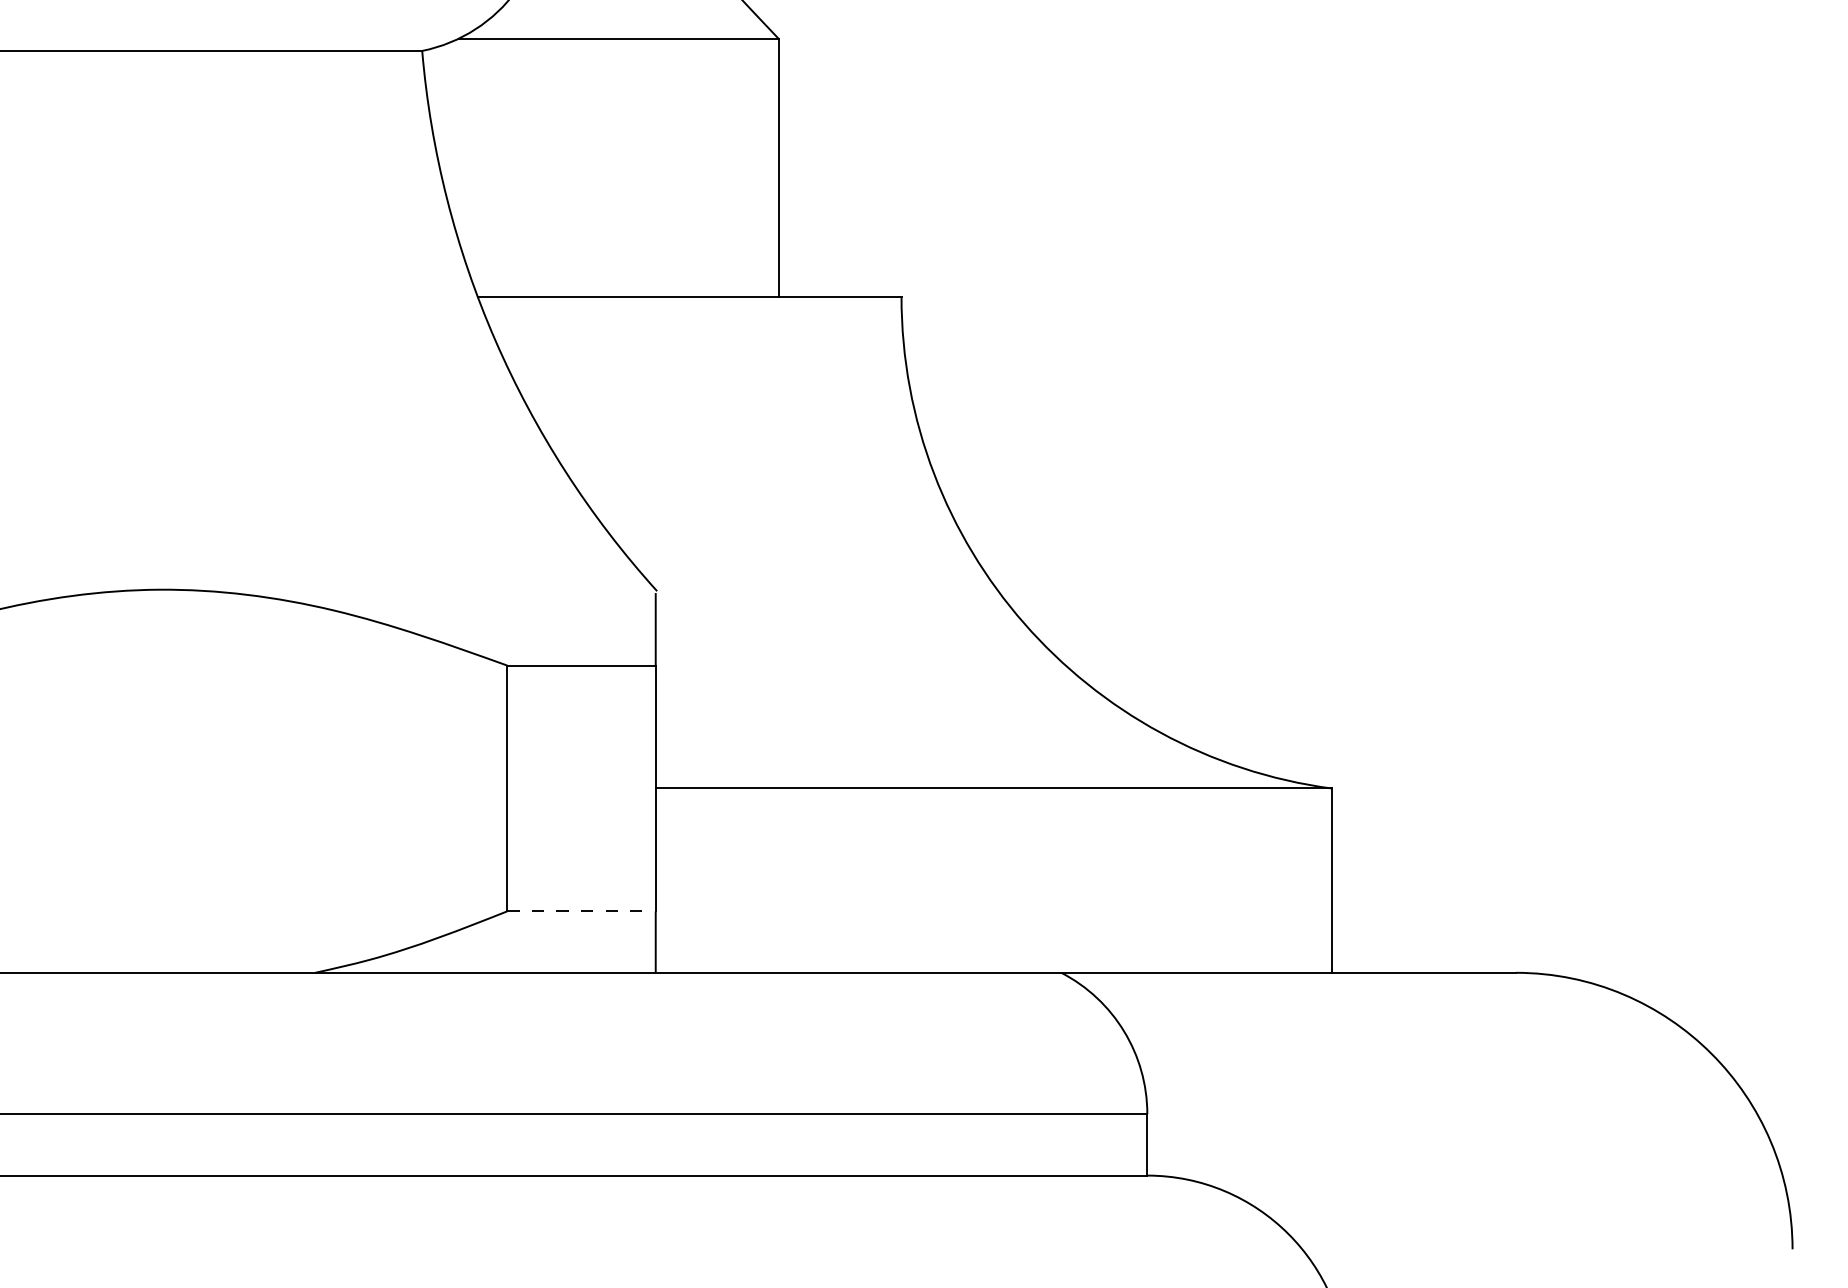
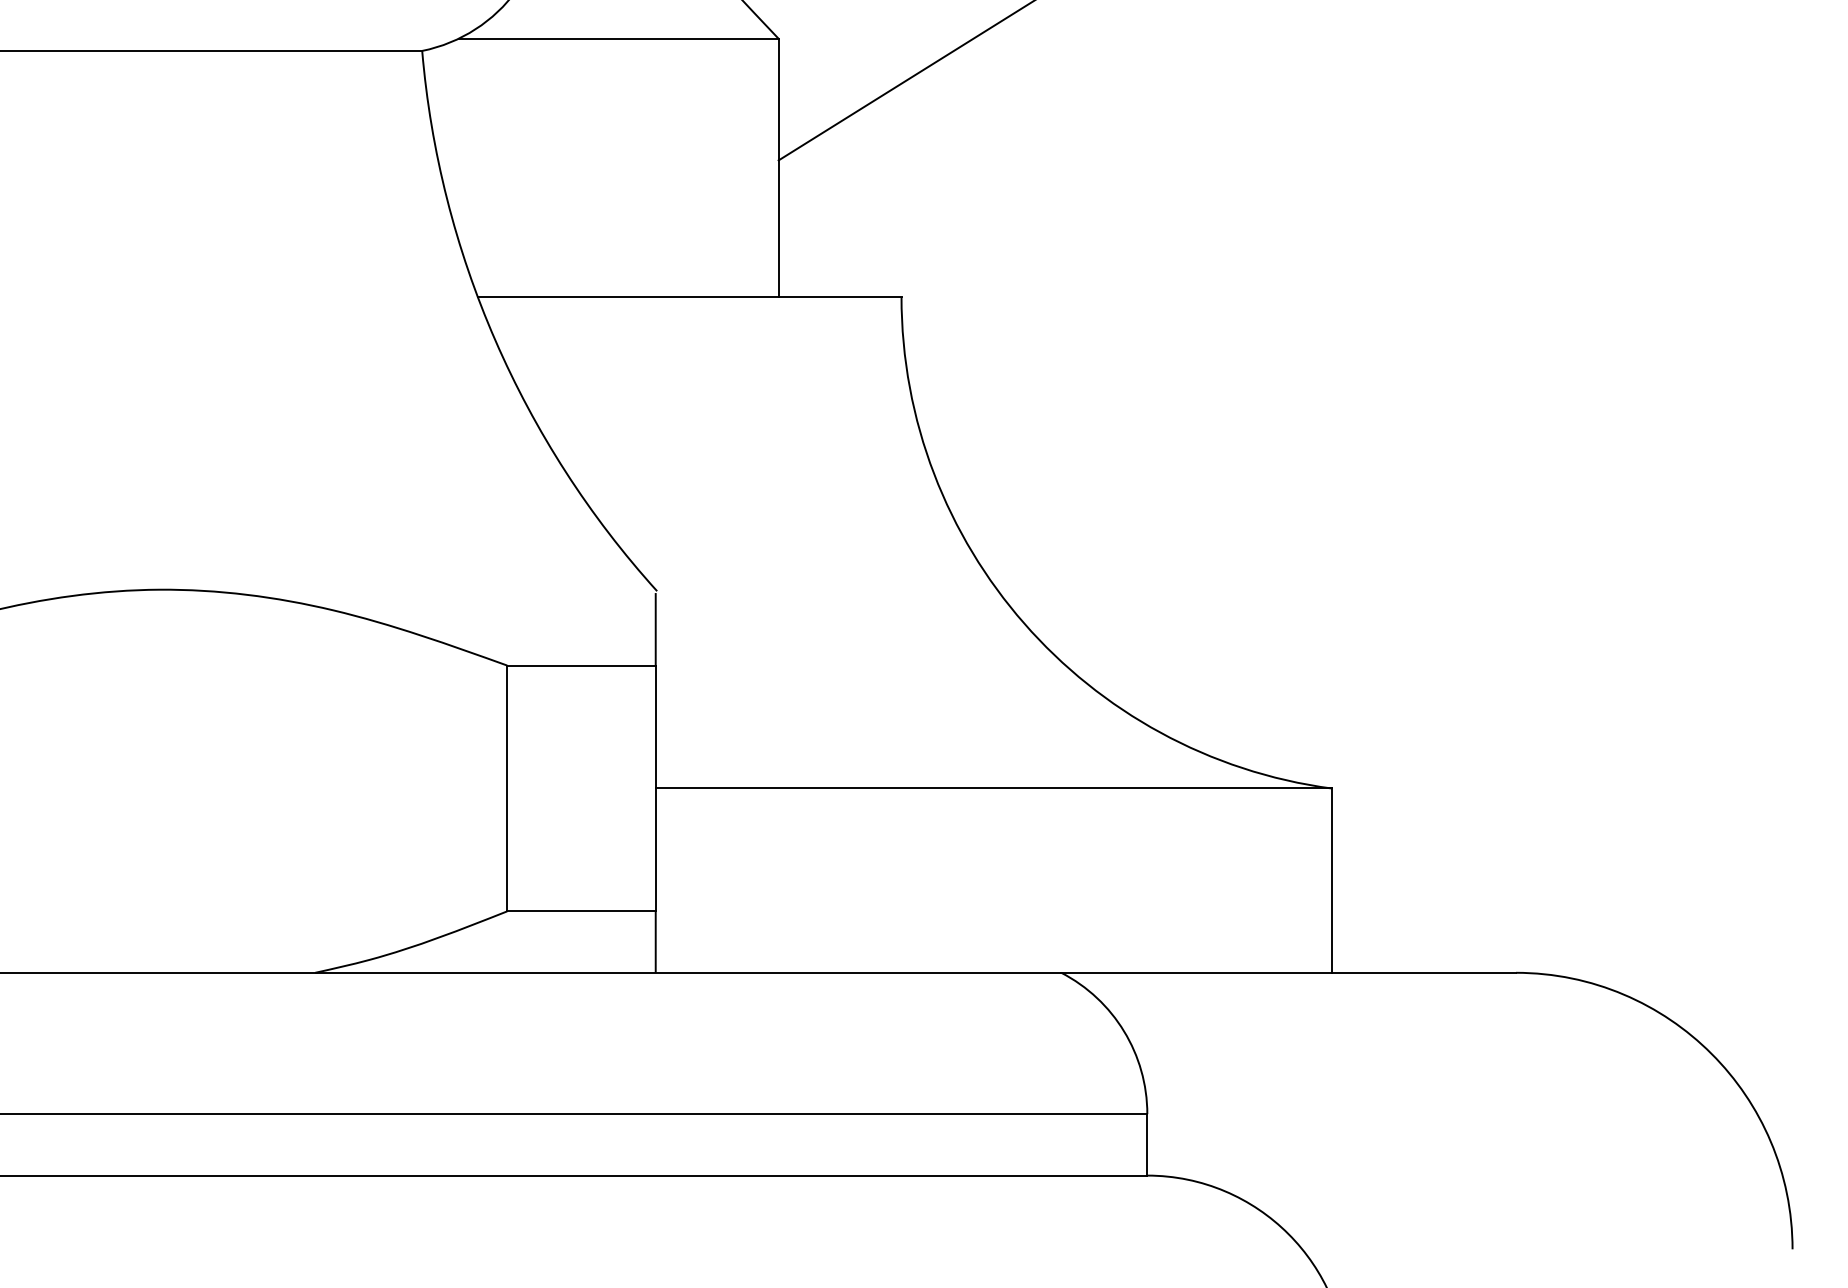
line: none -> present (904, 81)
line: dashed -> solid (581, 911)
